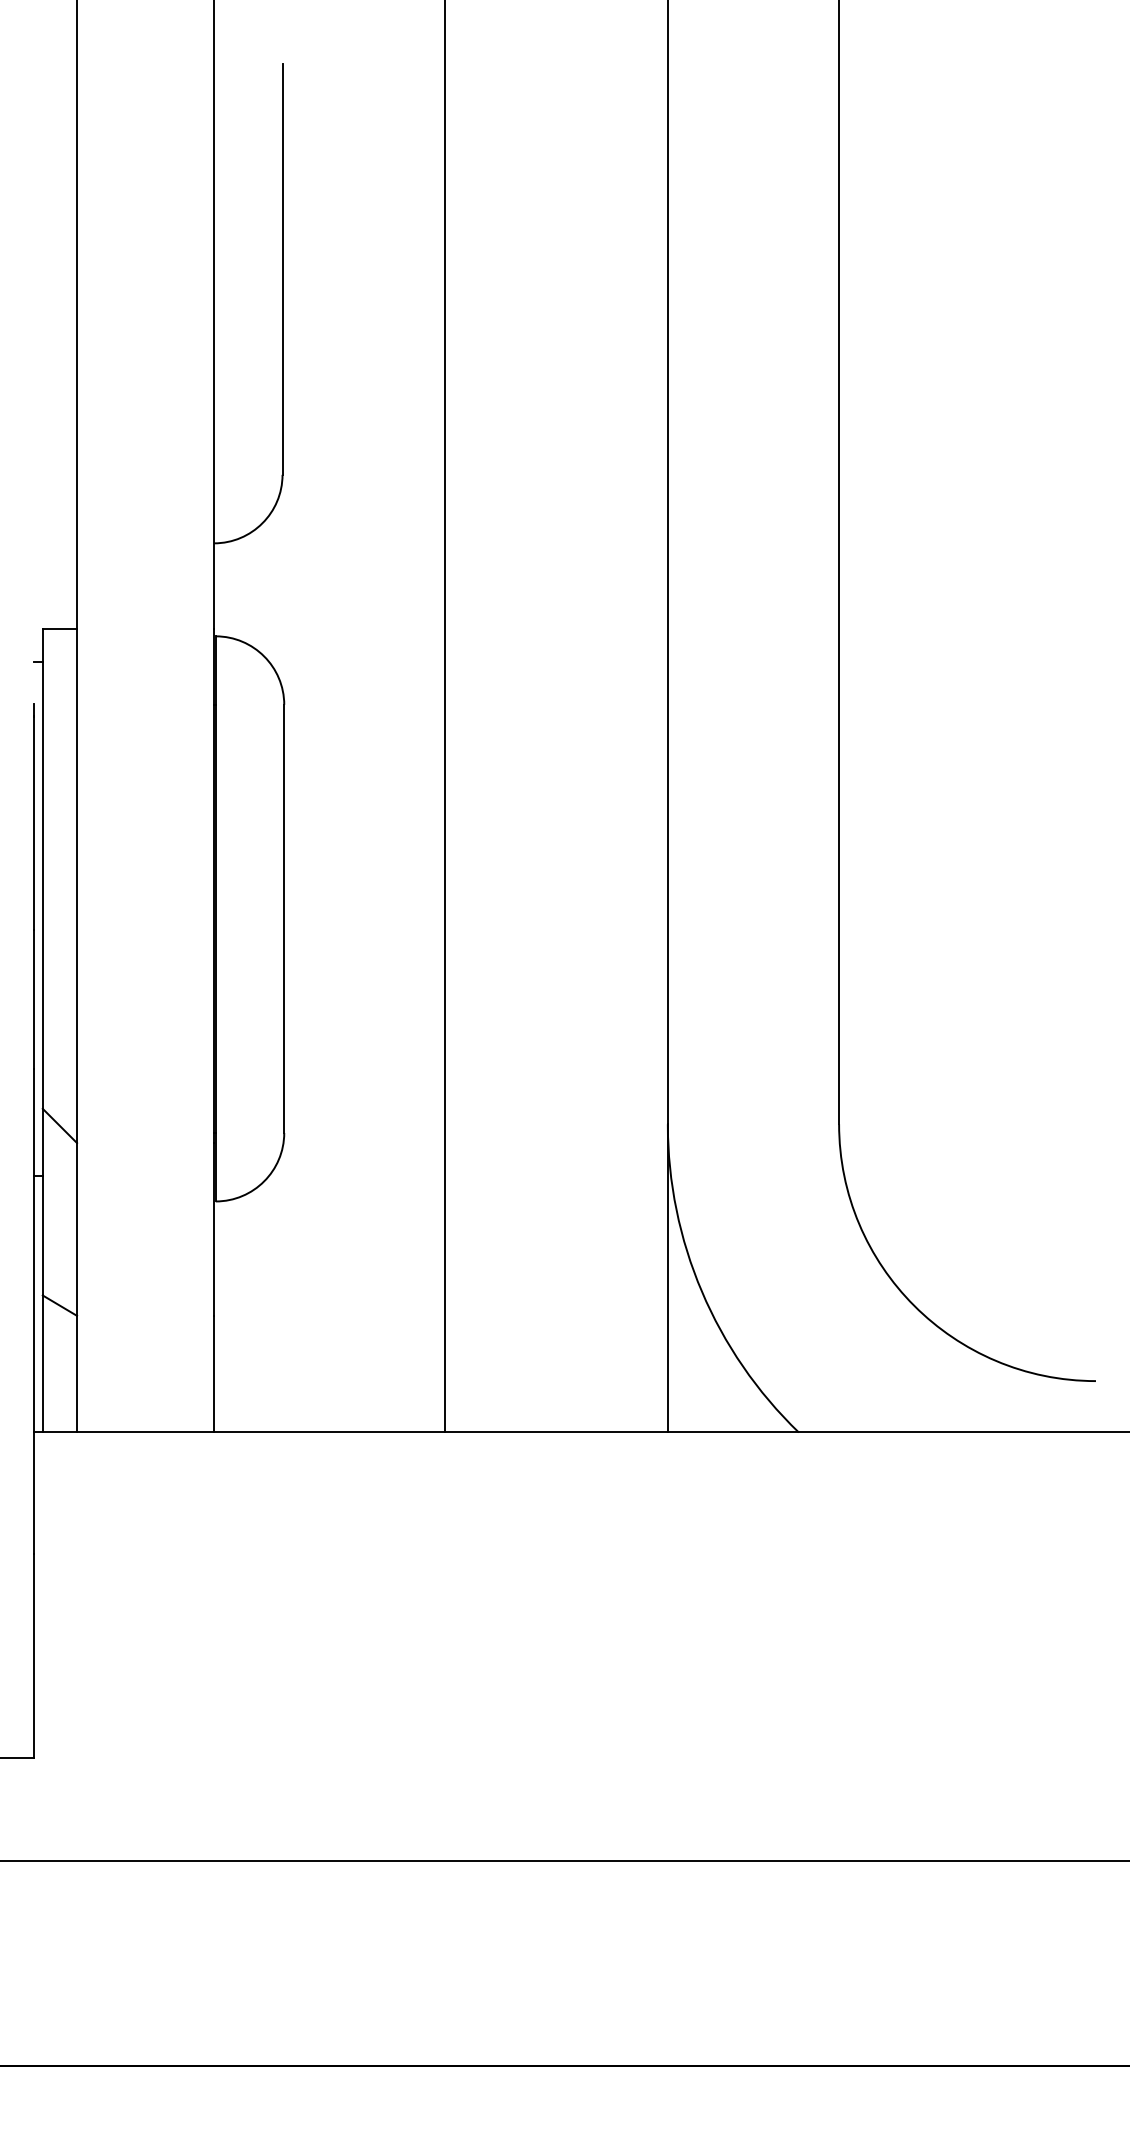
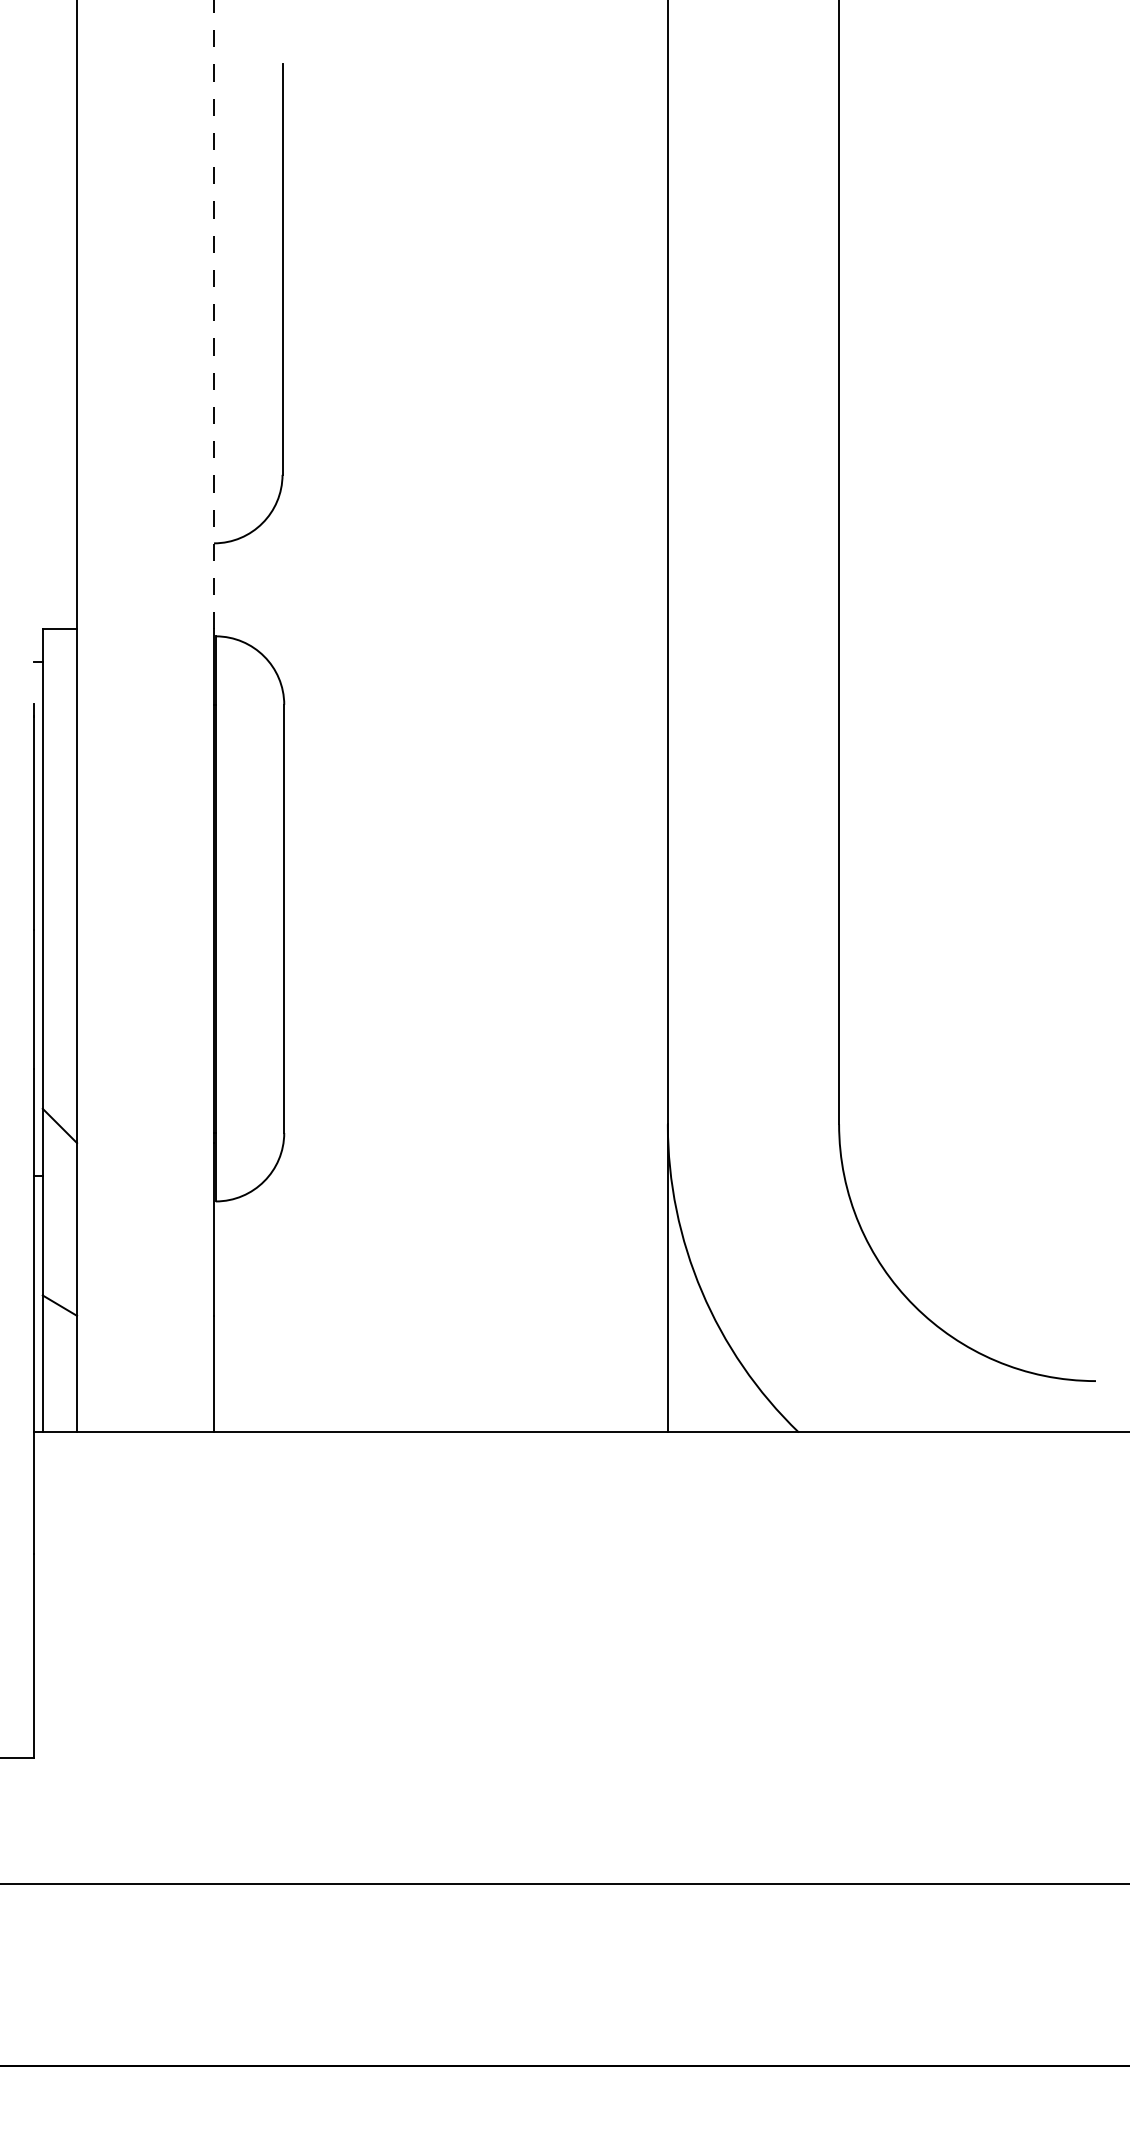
line: solid -> dashed (214, 314)
line: present -> none (445, 717)
line position: (564, 1860) -> (564, 1883) (564, 1883)
